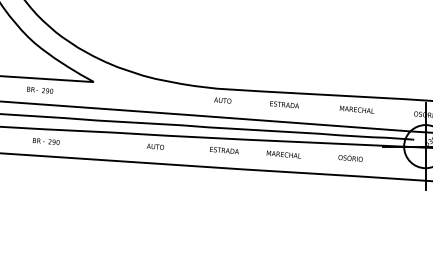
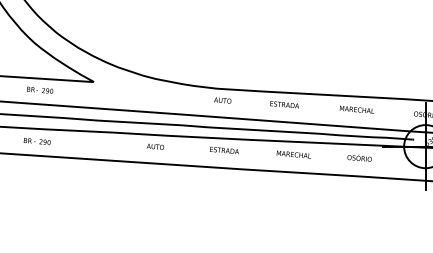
text position: (45, 141) -> (36, 141) (36, 141)
text position: (283, 154) -> (293, 154) (293, 154)
text position: (350, 157) -> (359, 157) (359, 157)
